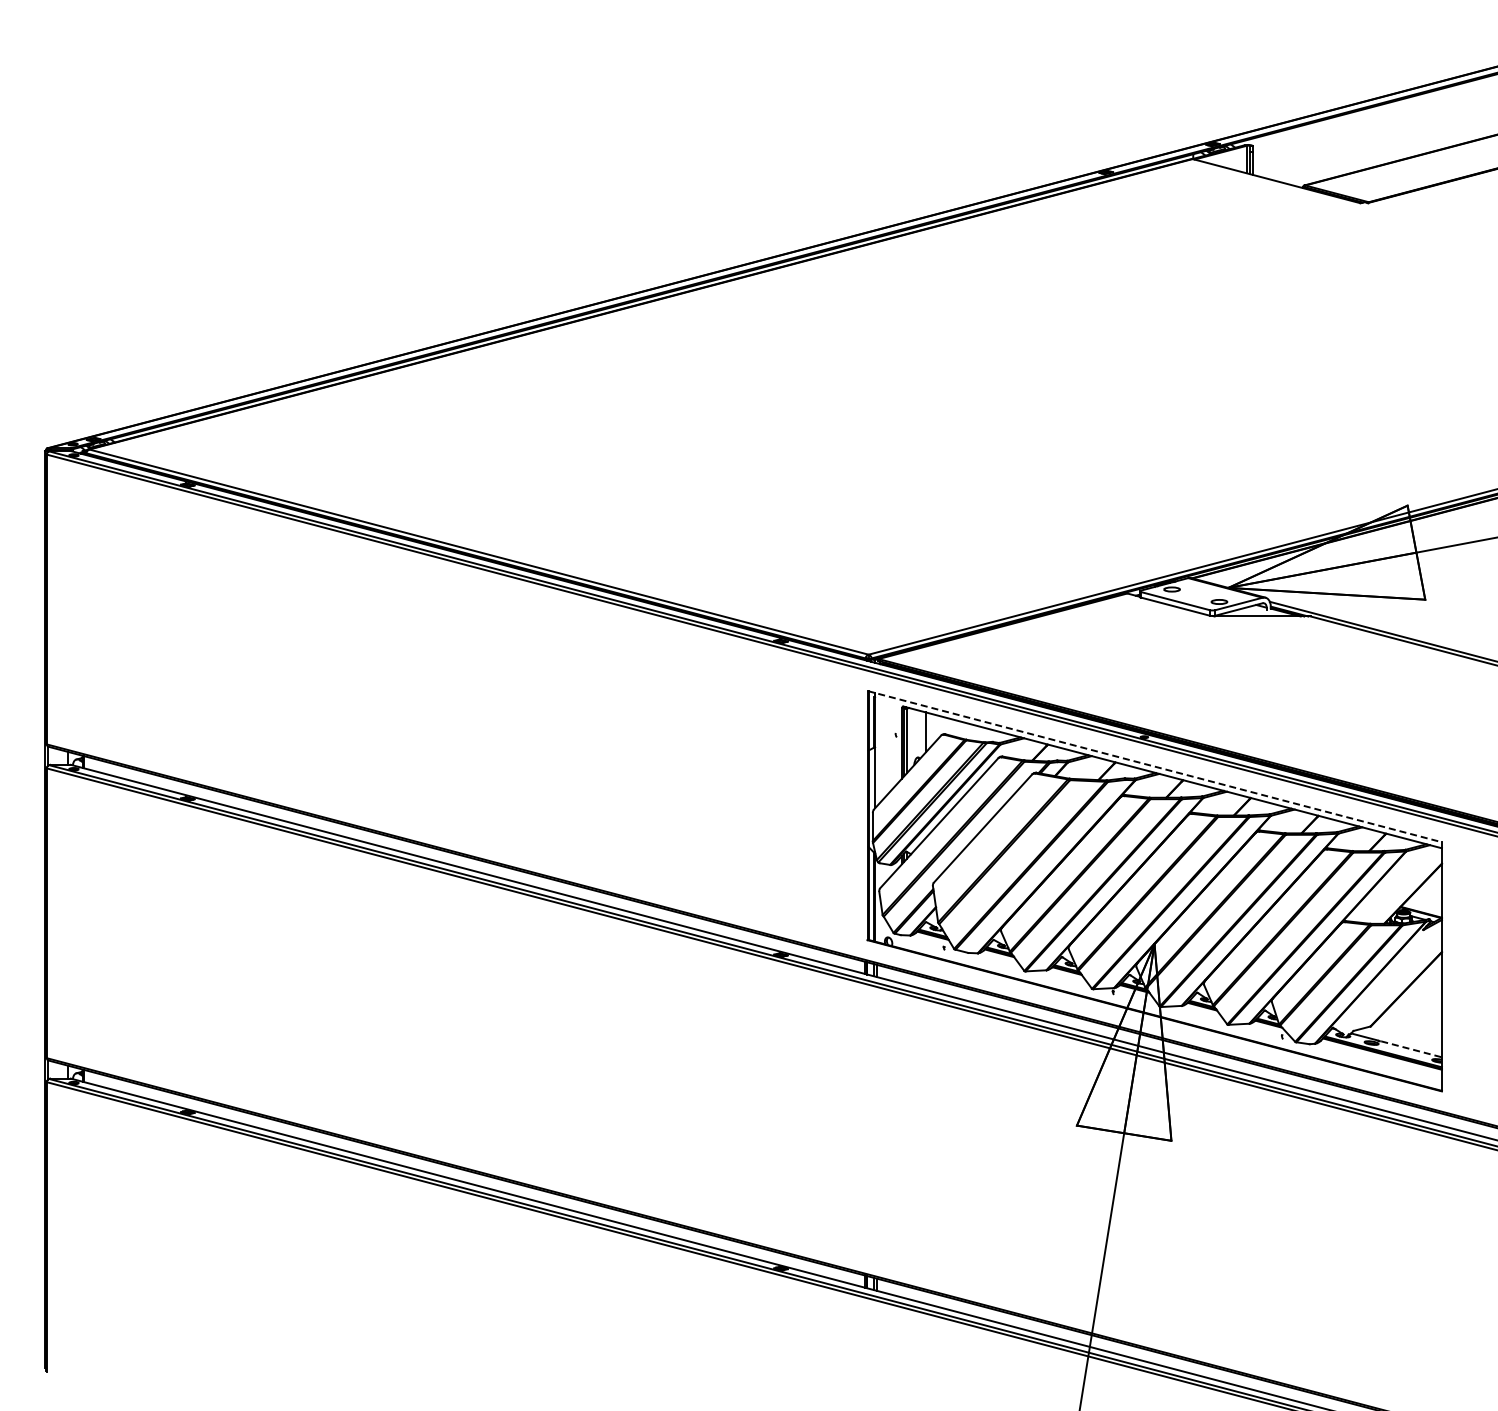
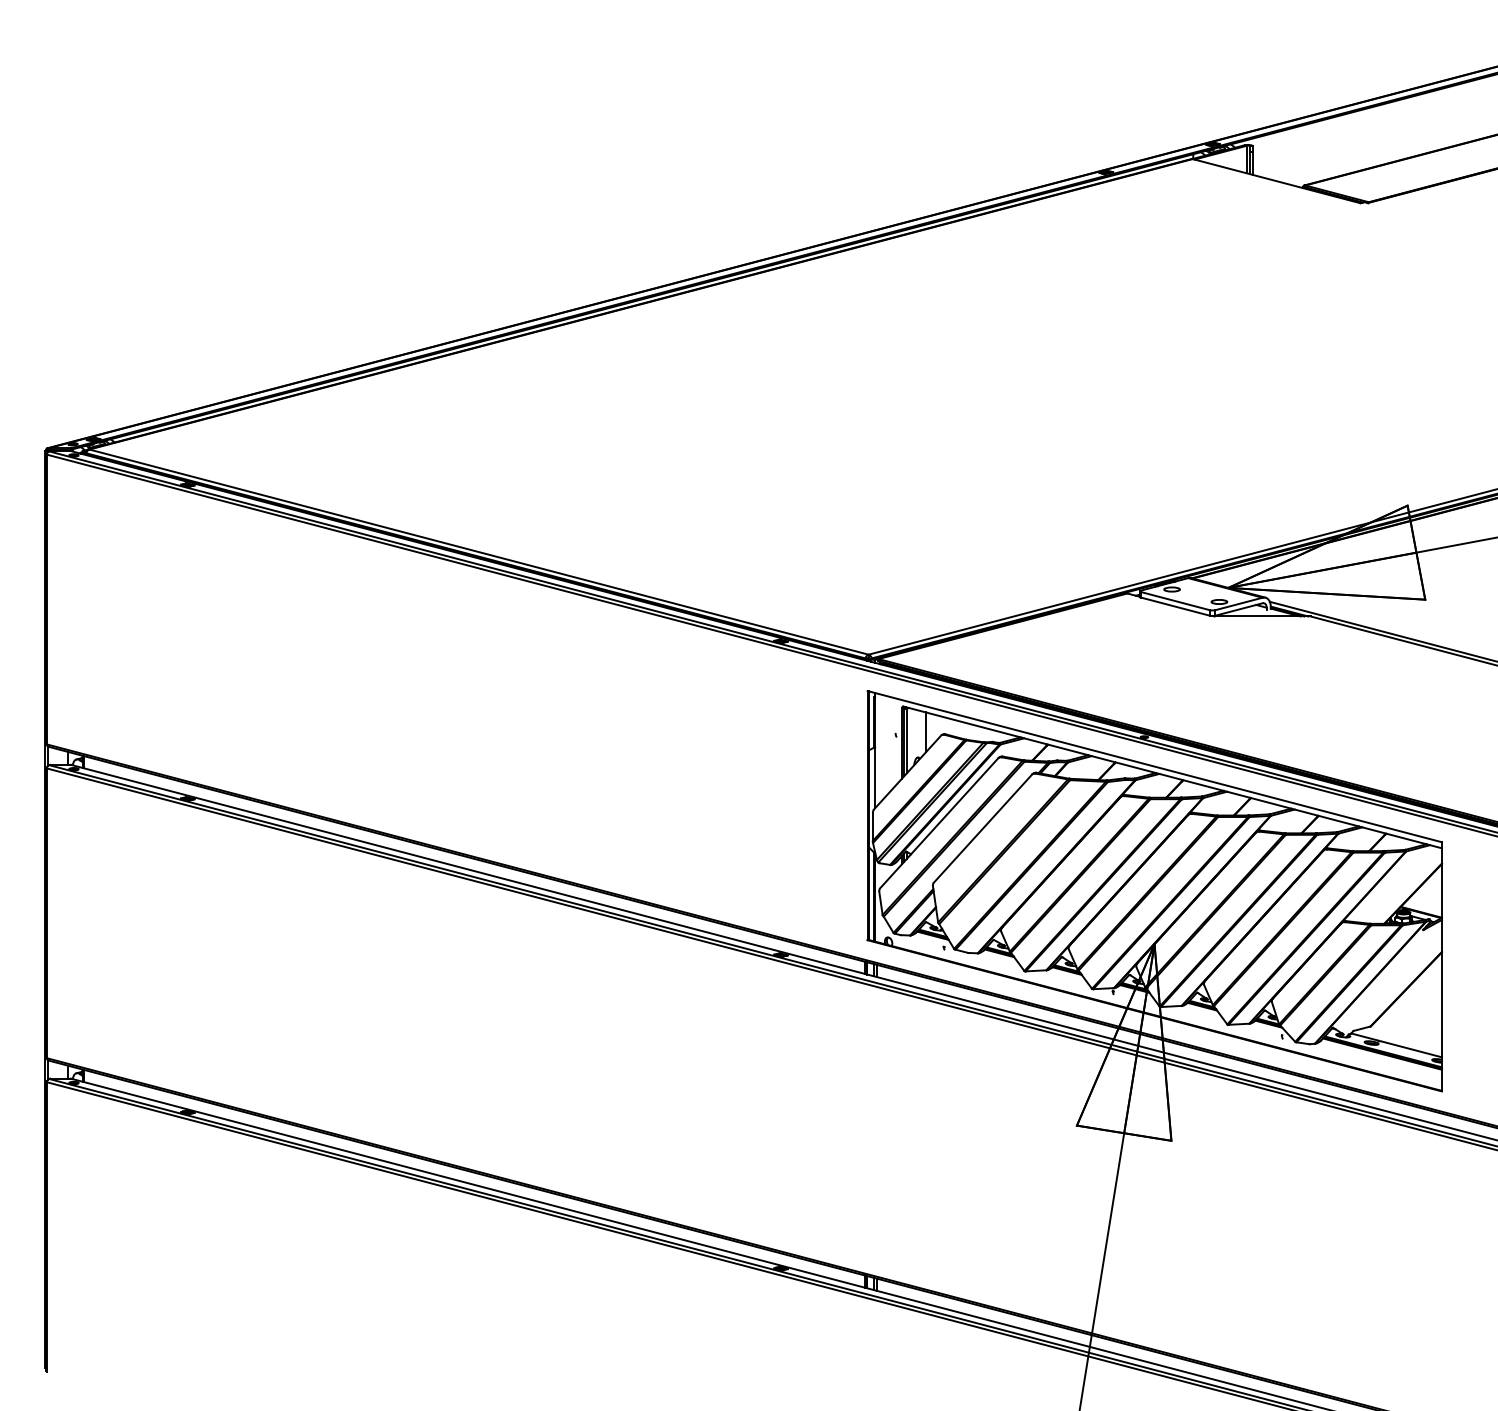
line: dashed -> solid (1154, 766)
line: dashed -> solid (1412, 1049)
